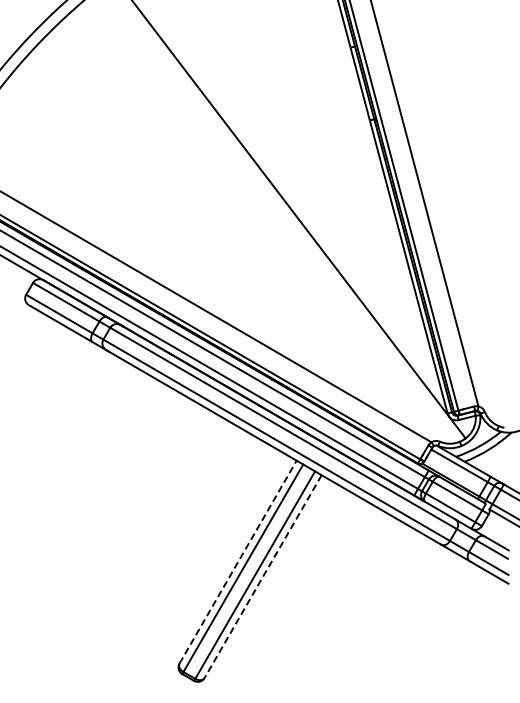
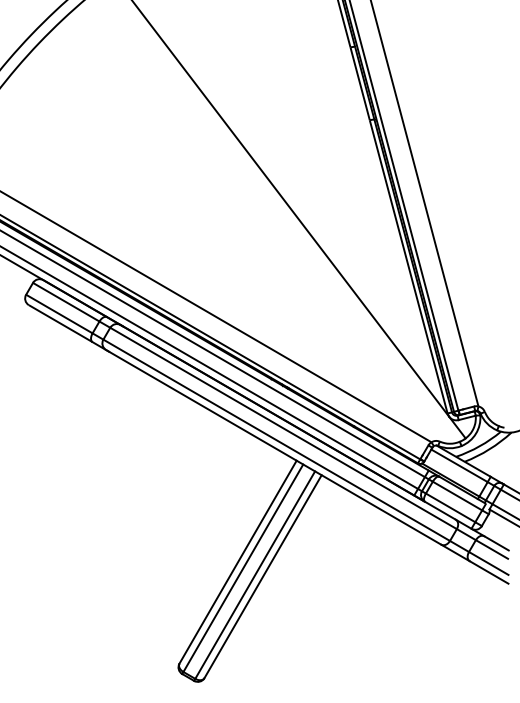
line: dashed -> solid (238, 561)
line: dashed -> solid (262, 577)
